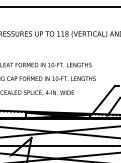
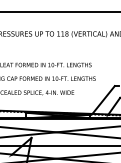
line position: (59, 6) -> (59, 11) (59, 11)
